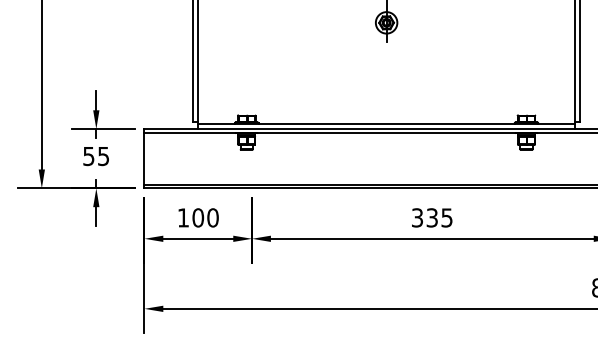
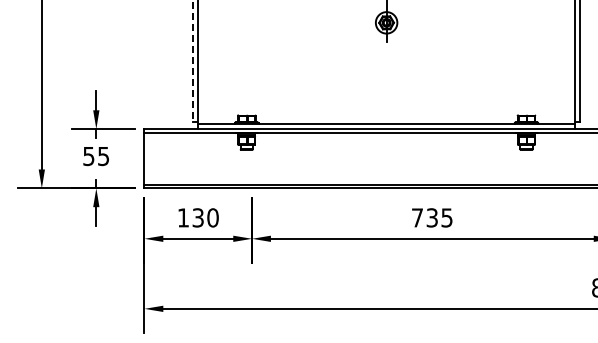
line: solid -> dashed (193, 60)
text: 100 -> 130 (198, 217)
text: 335 -> 735 (417, 217)
